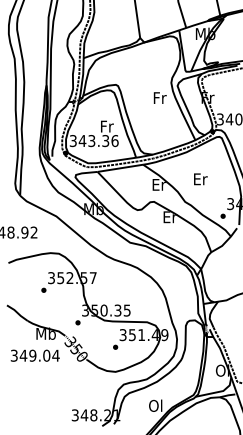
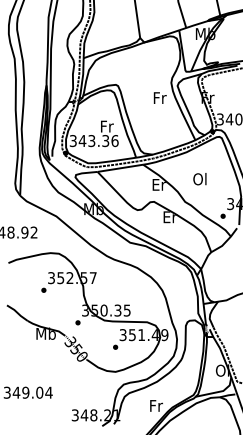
text: Er -> Ol (200, 179)
text position: (34, 355) -> (27, 392) (27, 392)
text: Ol -> Fr (156, 405)
